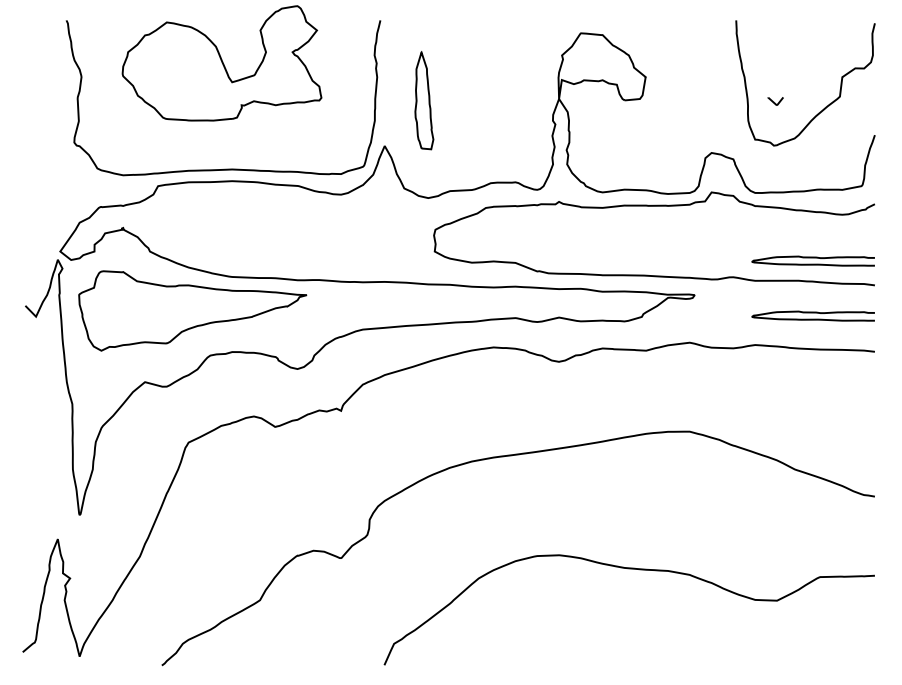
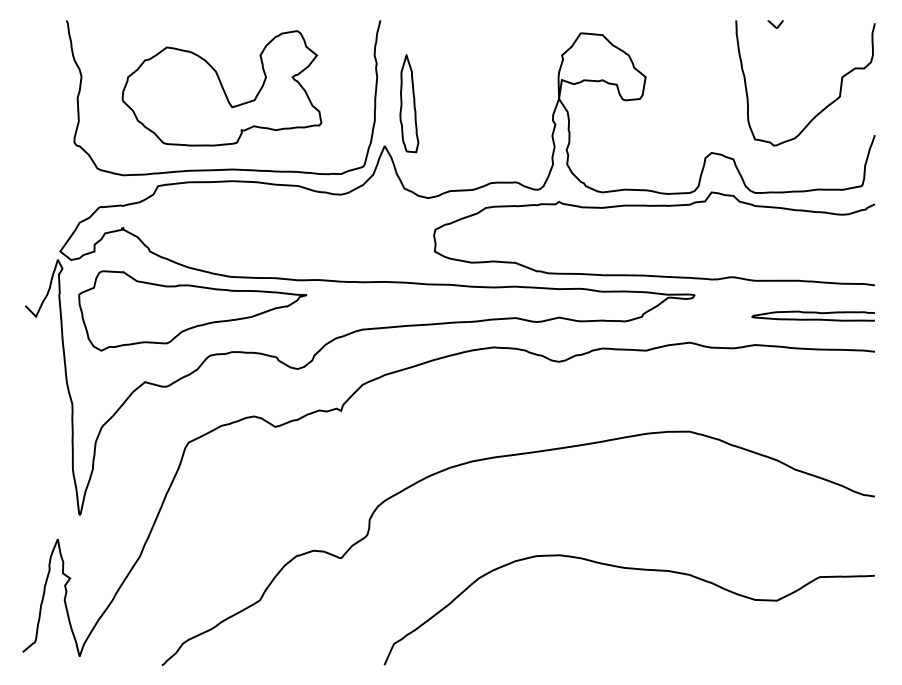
part position: (221, 63) -> (221, 88) (221, 88)
part position: (424, 100) -> (409, 103) (409, 103)
part position: (775, 101) -> (775, 24) (775, 24)
curve: present -> none (812, 258)
